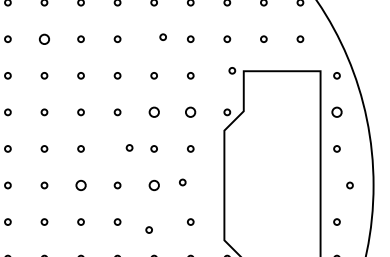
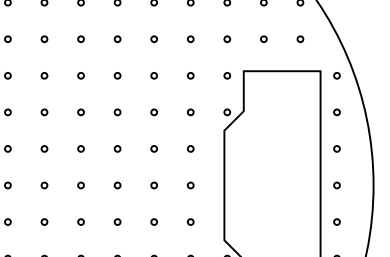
circle position: (162, 36) -> (153, 38) (153, 38)
circle size: 12x12 px -> 9x8 px (44, 38)
circle position: (232, 70) -> (227, 75) (227, 75)
circle size: 12x12 px -> 8x9 px (153, 112)
circle size: 12x12 px -> 8x9 px (190, 112)
circle size: 12x12 px -> 8x9 px (336, 112)
circle position: (129, 147) -> (117, 148) (117, 148)
circle position: (182, 182) -> (190, 185) (190, 185)
circle size: 12x12 px -> 8x9 px (80, 185)
circle size: 12x12 px -> 8x9 px (153, 185)
circle position: (349, 185) -> (336, 185) (336, 185)
circle position: (148, 229) -> (153, 221) (153, 221)
